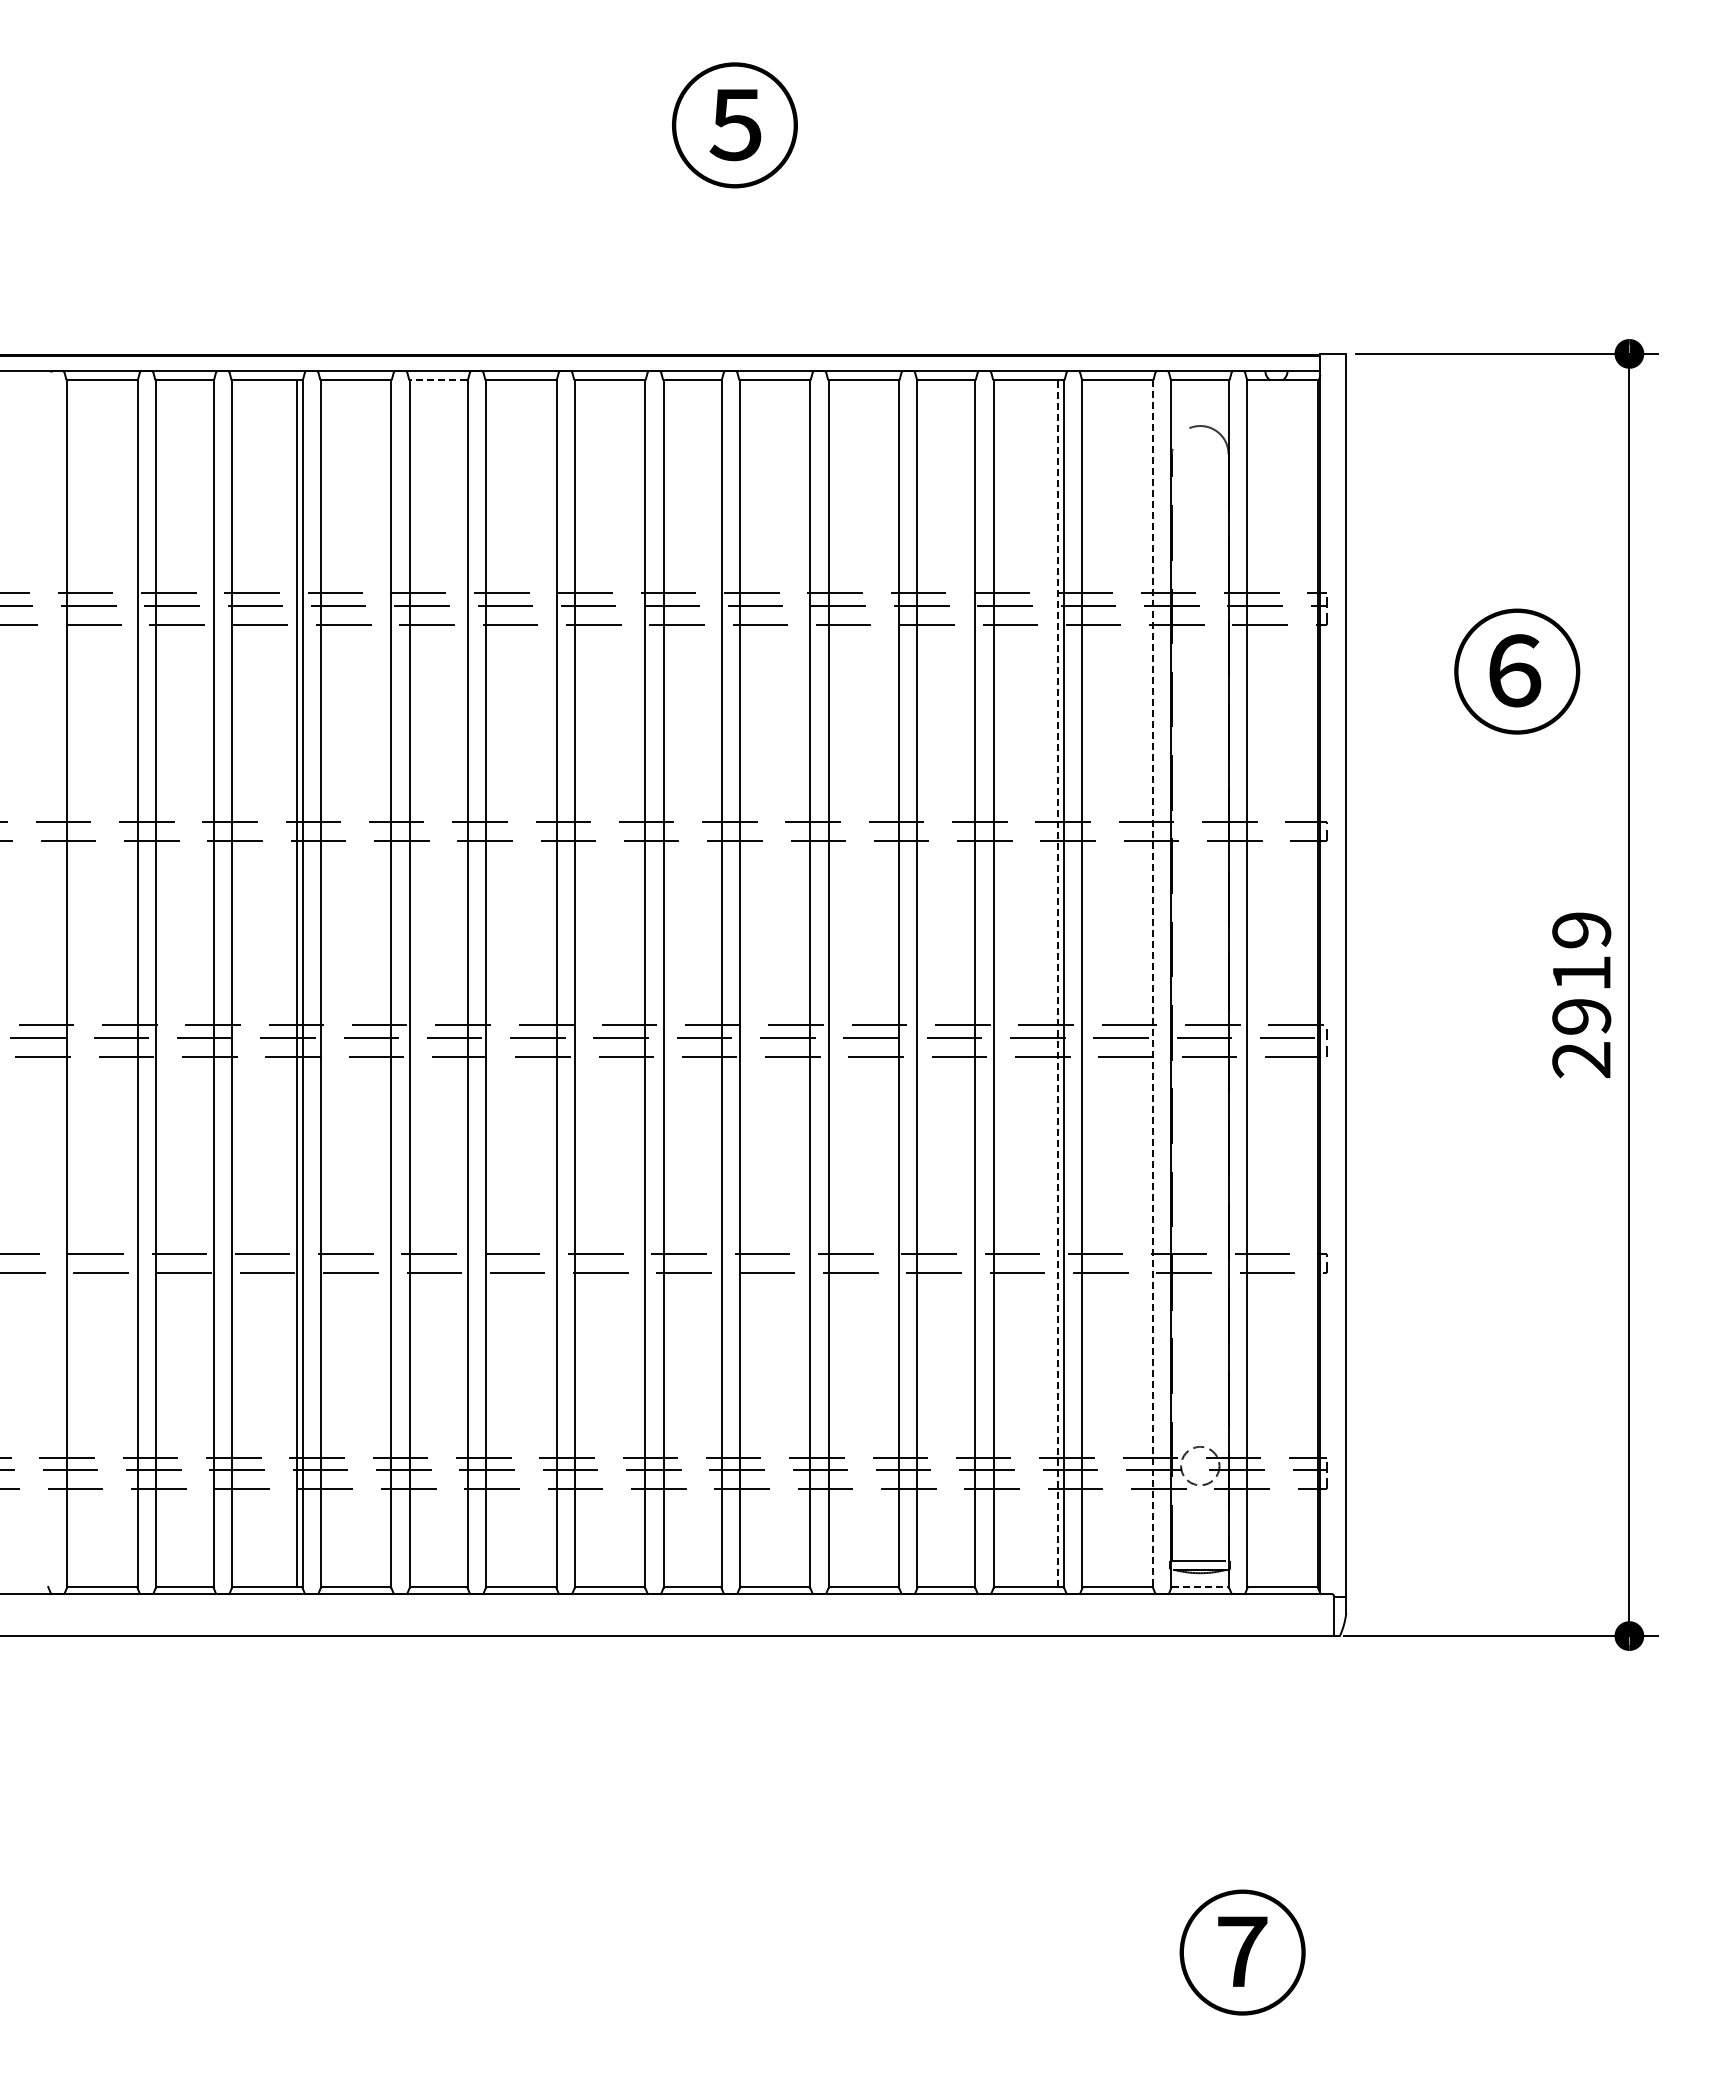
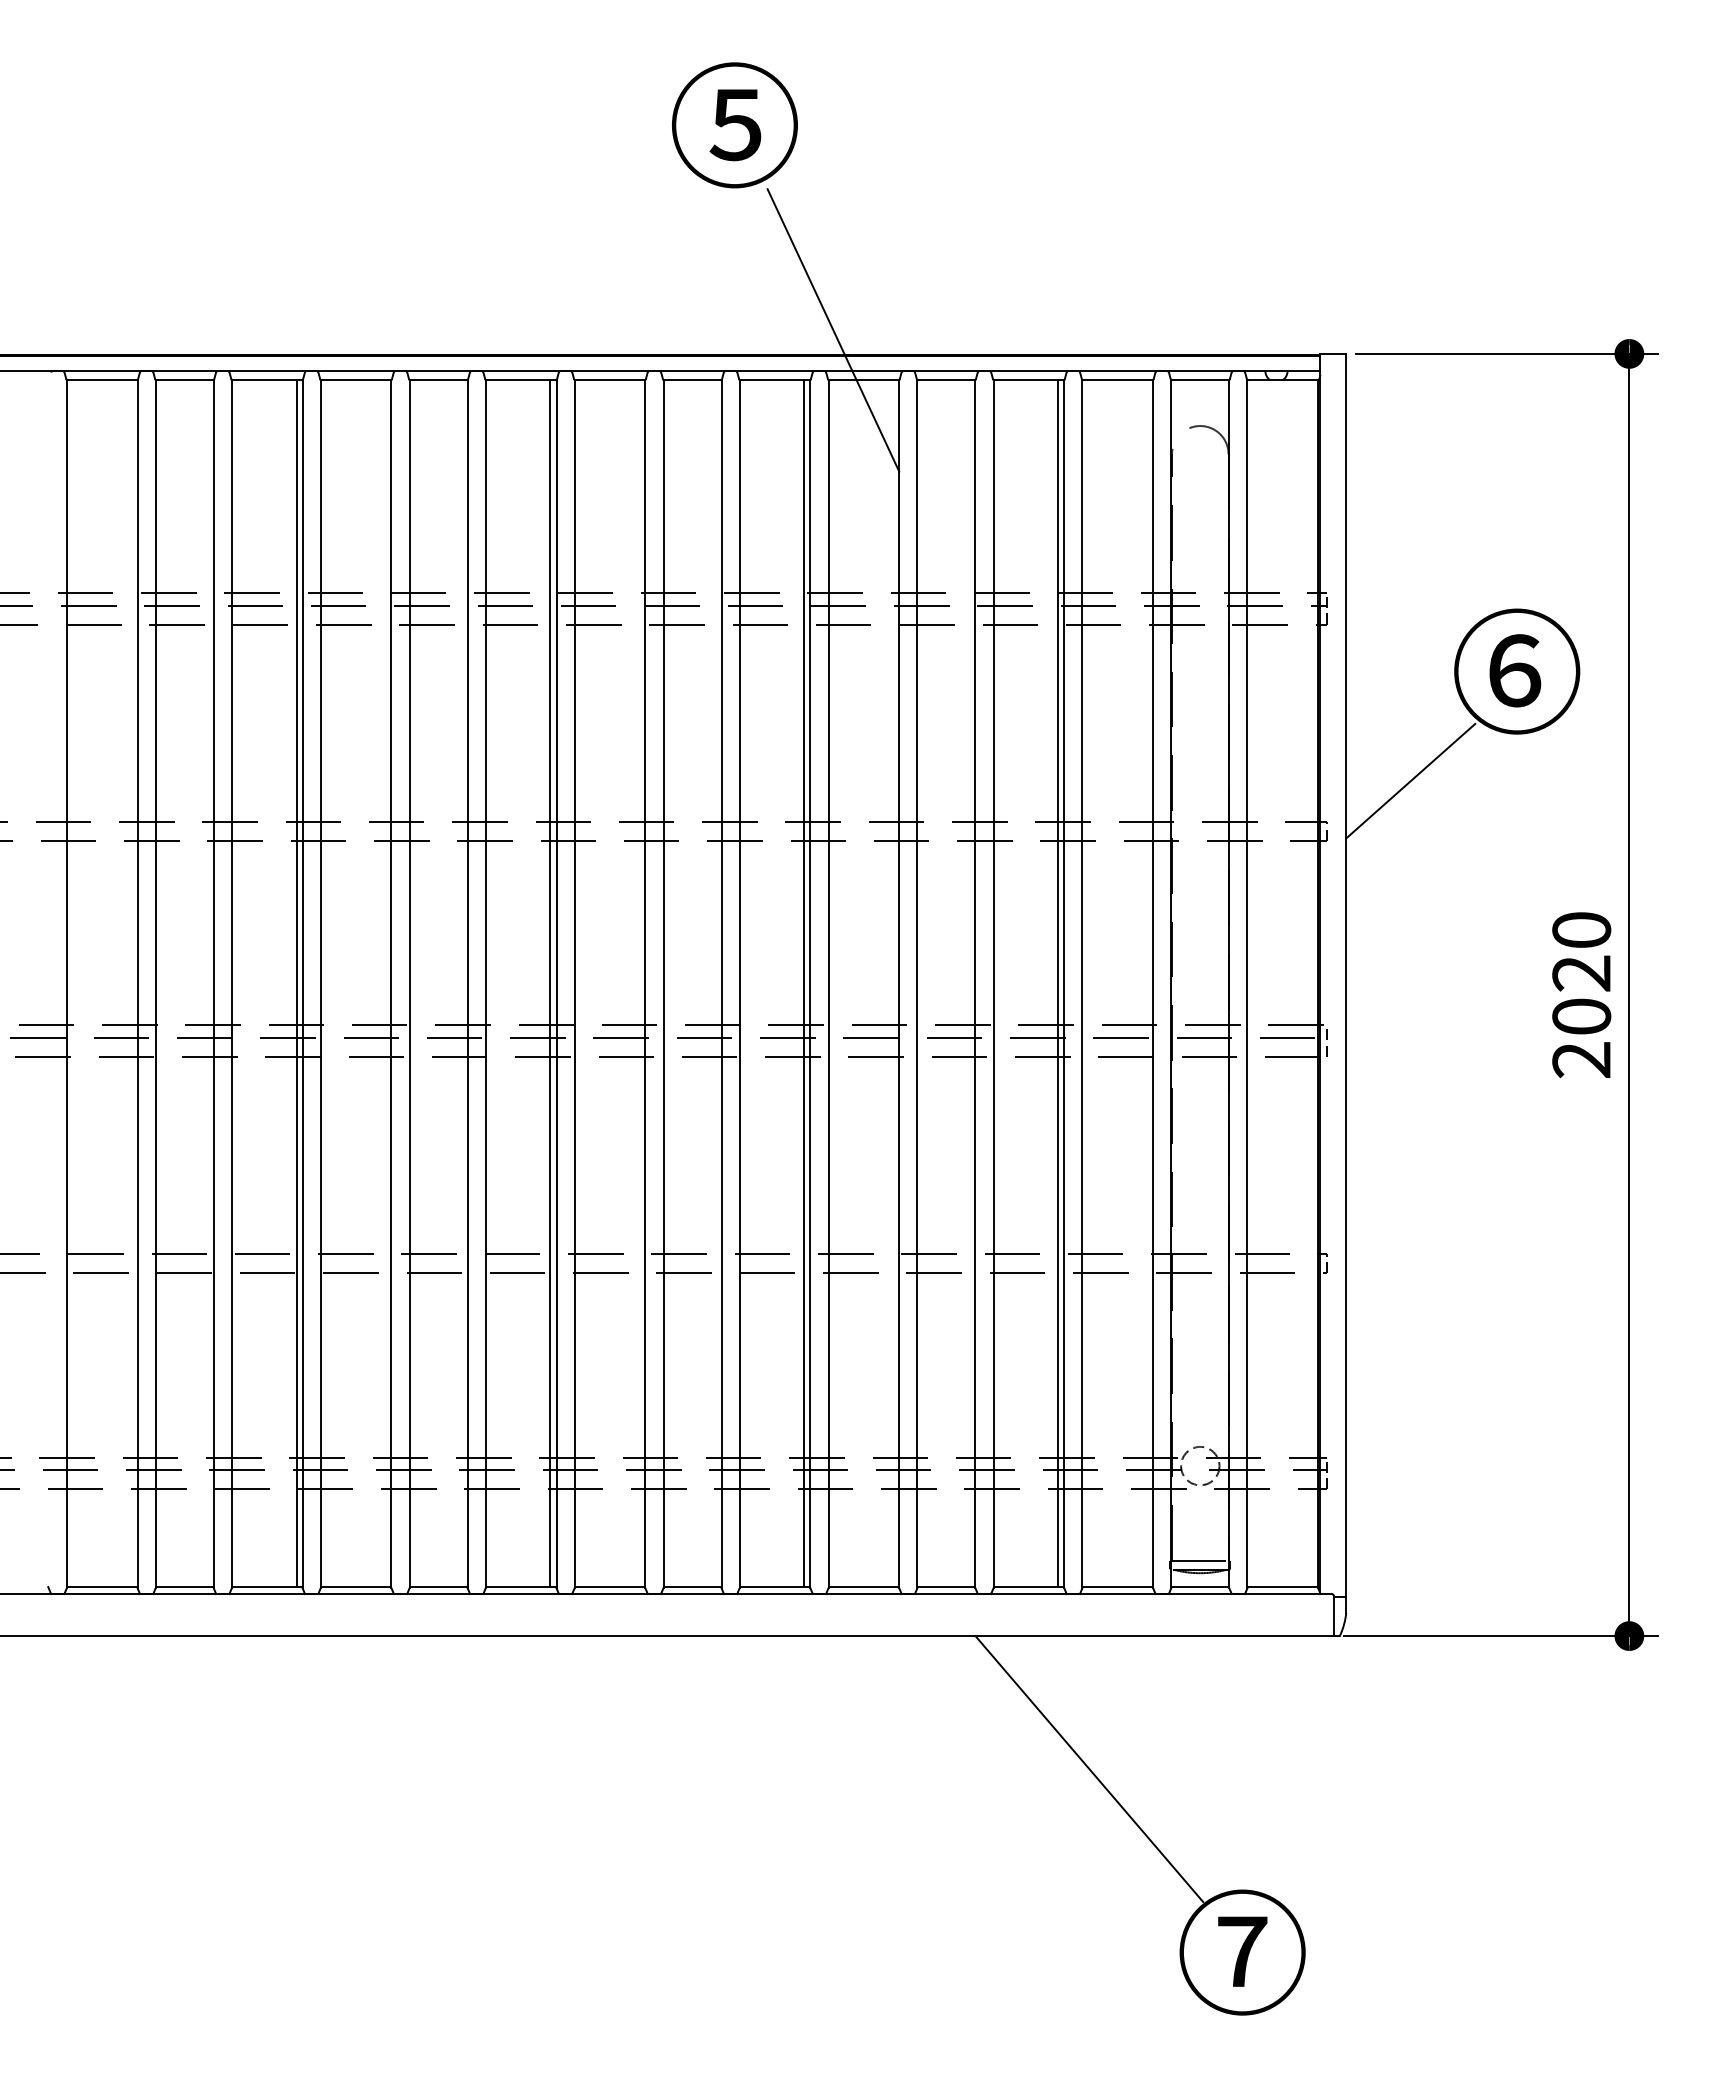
line: none -> present (833, 330)
line: dashed -> solid (438, 380)
line: none -> present (1410, 780)
text: 2919 -> 2020 (1581, 973)
line: none -> present (550, 983)
line: none -> present (804, 983)
line: dashed -> solid (1058, 983)
line: dashed -> solid (1153, 984)
line: dashed -> solid (1200, 1587)
line: none -> present (1089, 1768)
